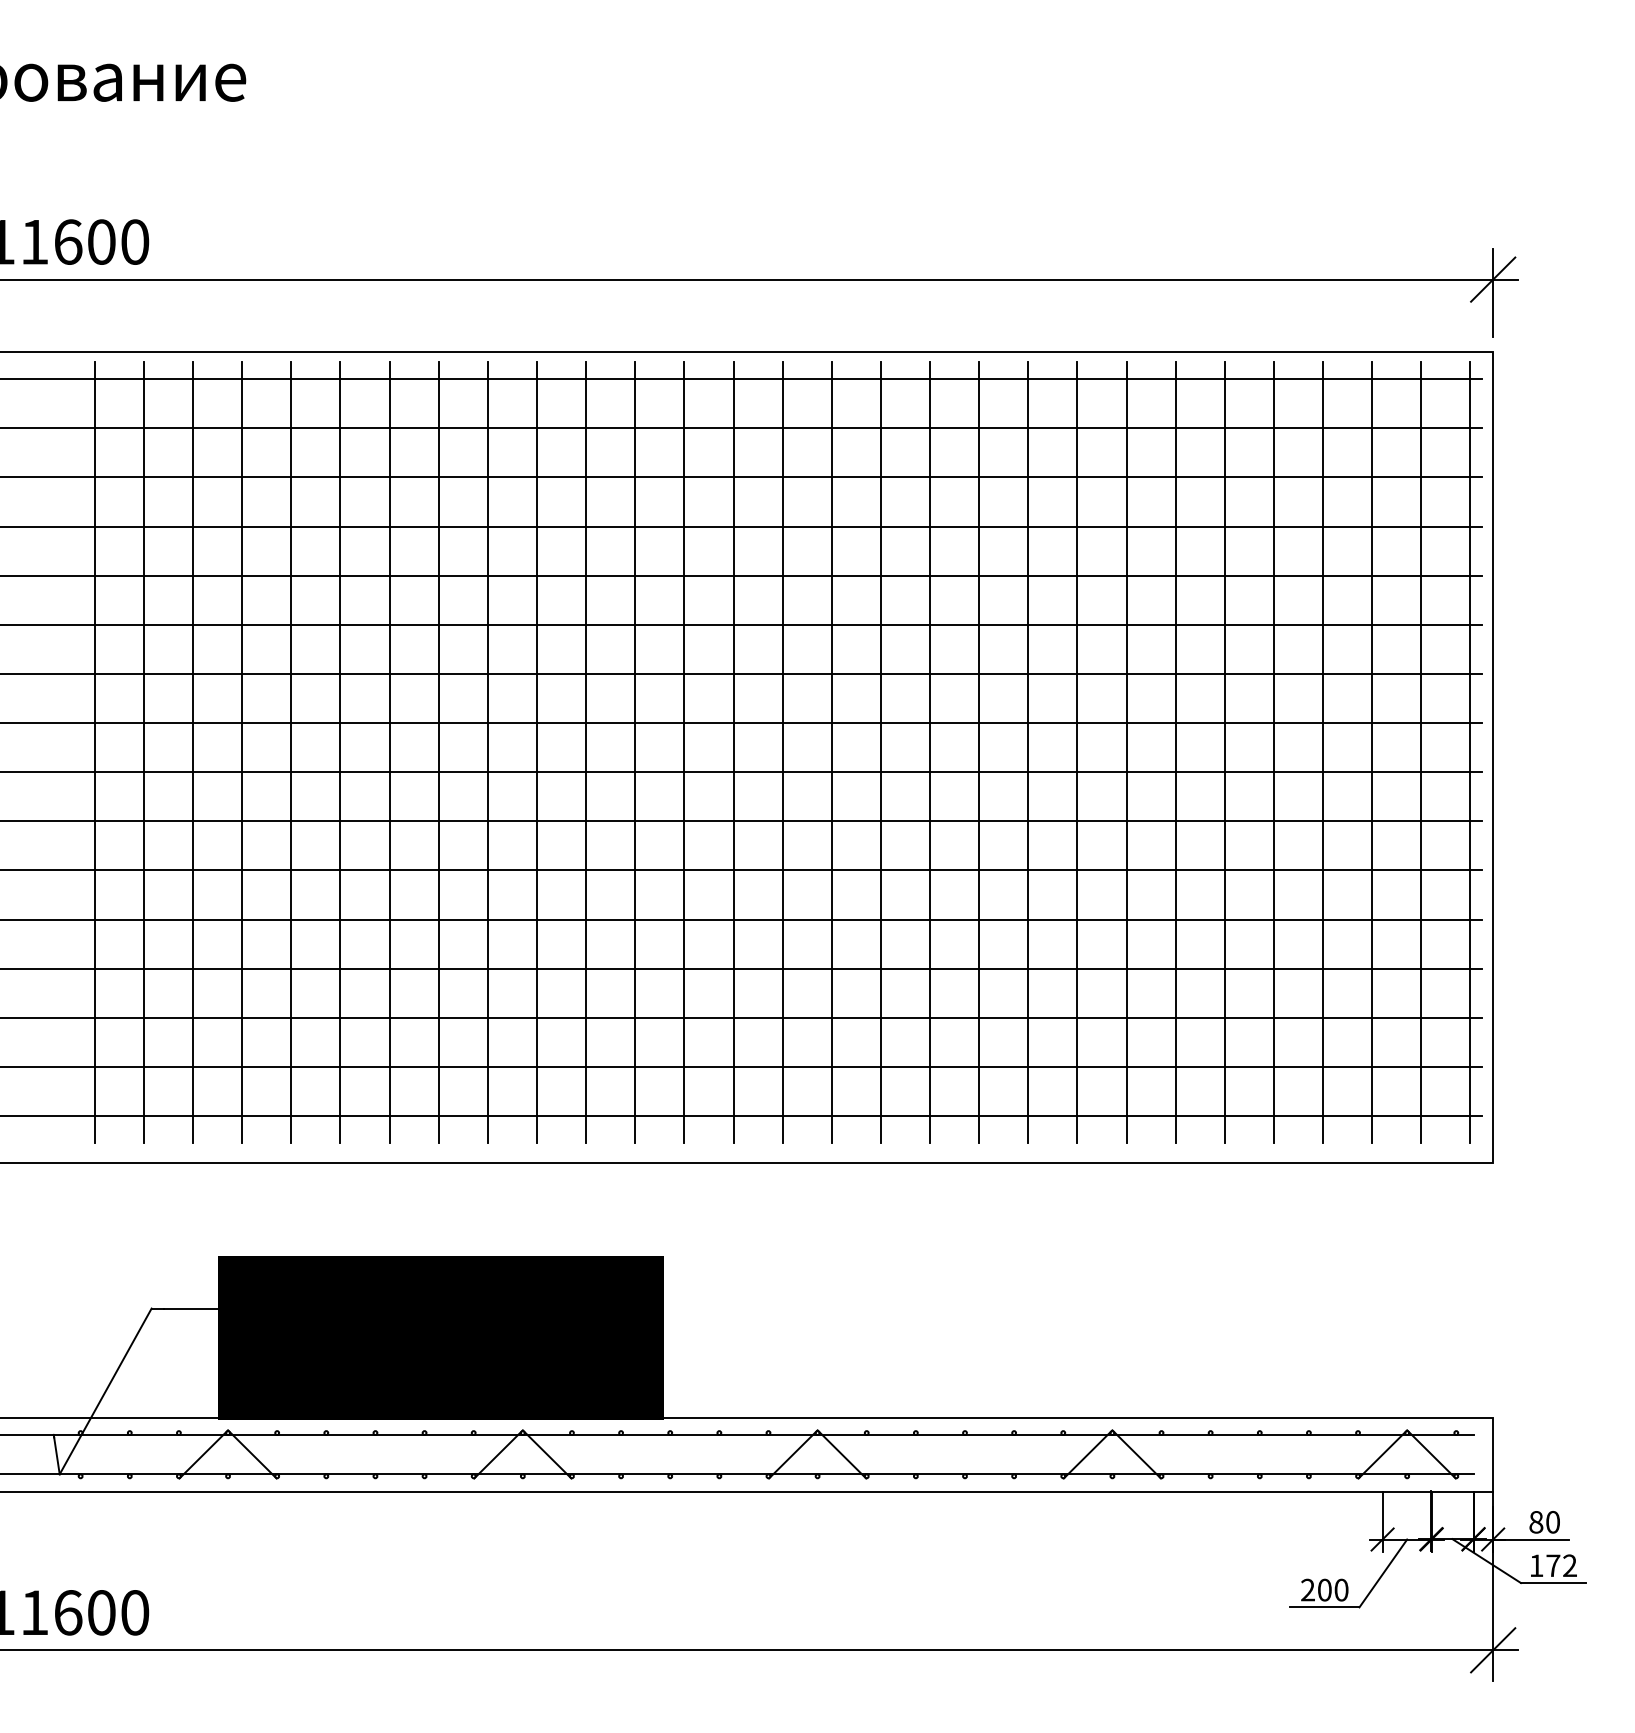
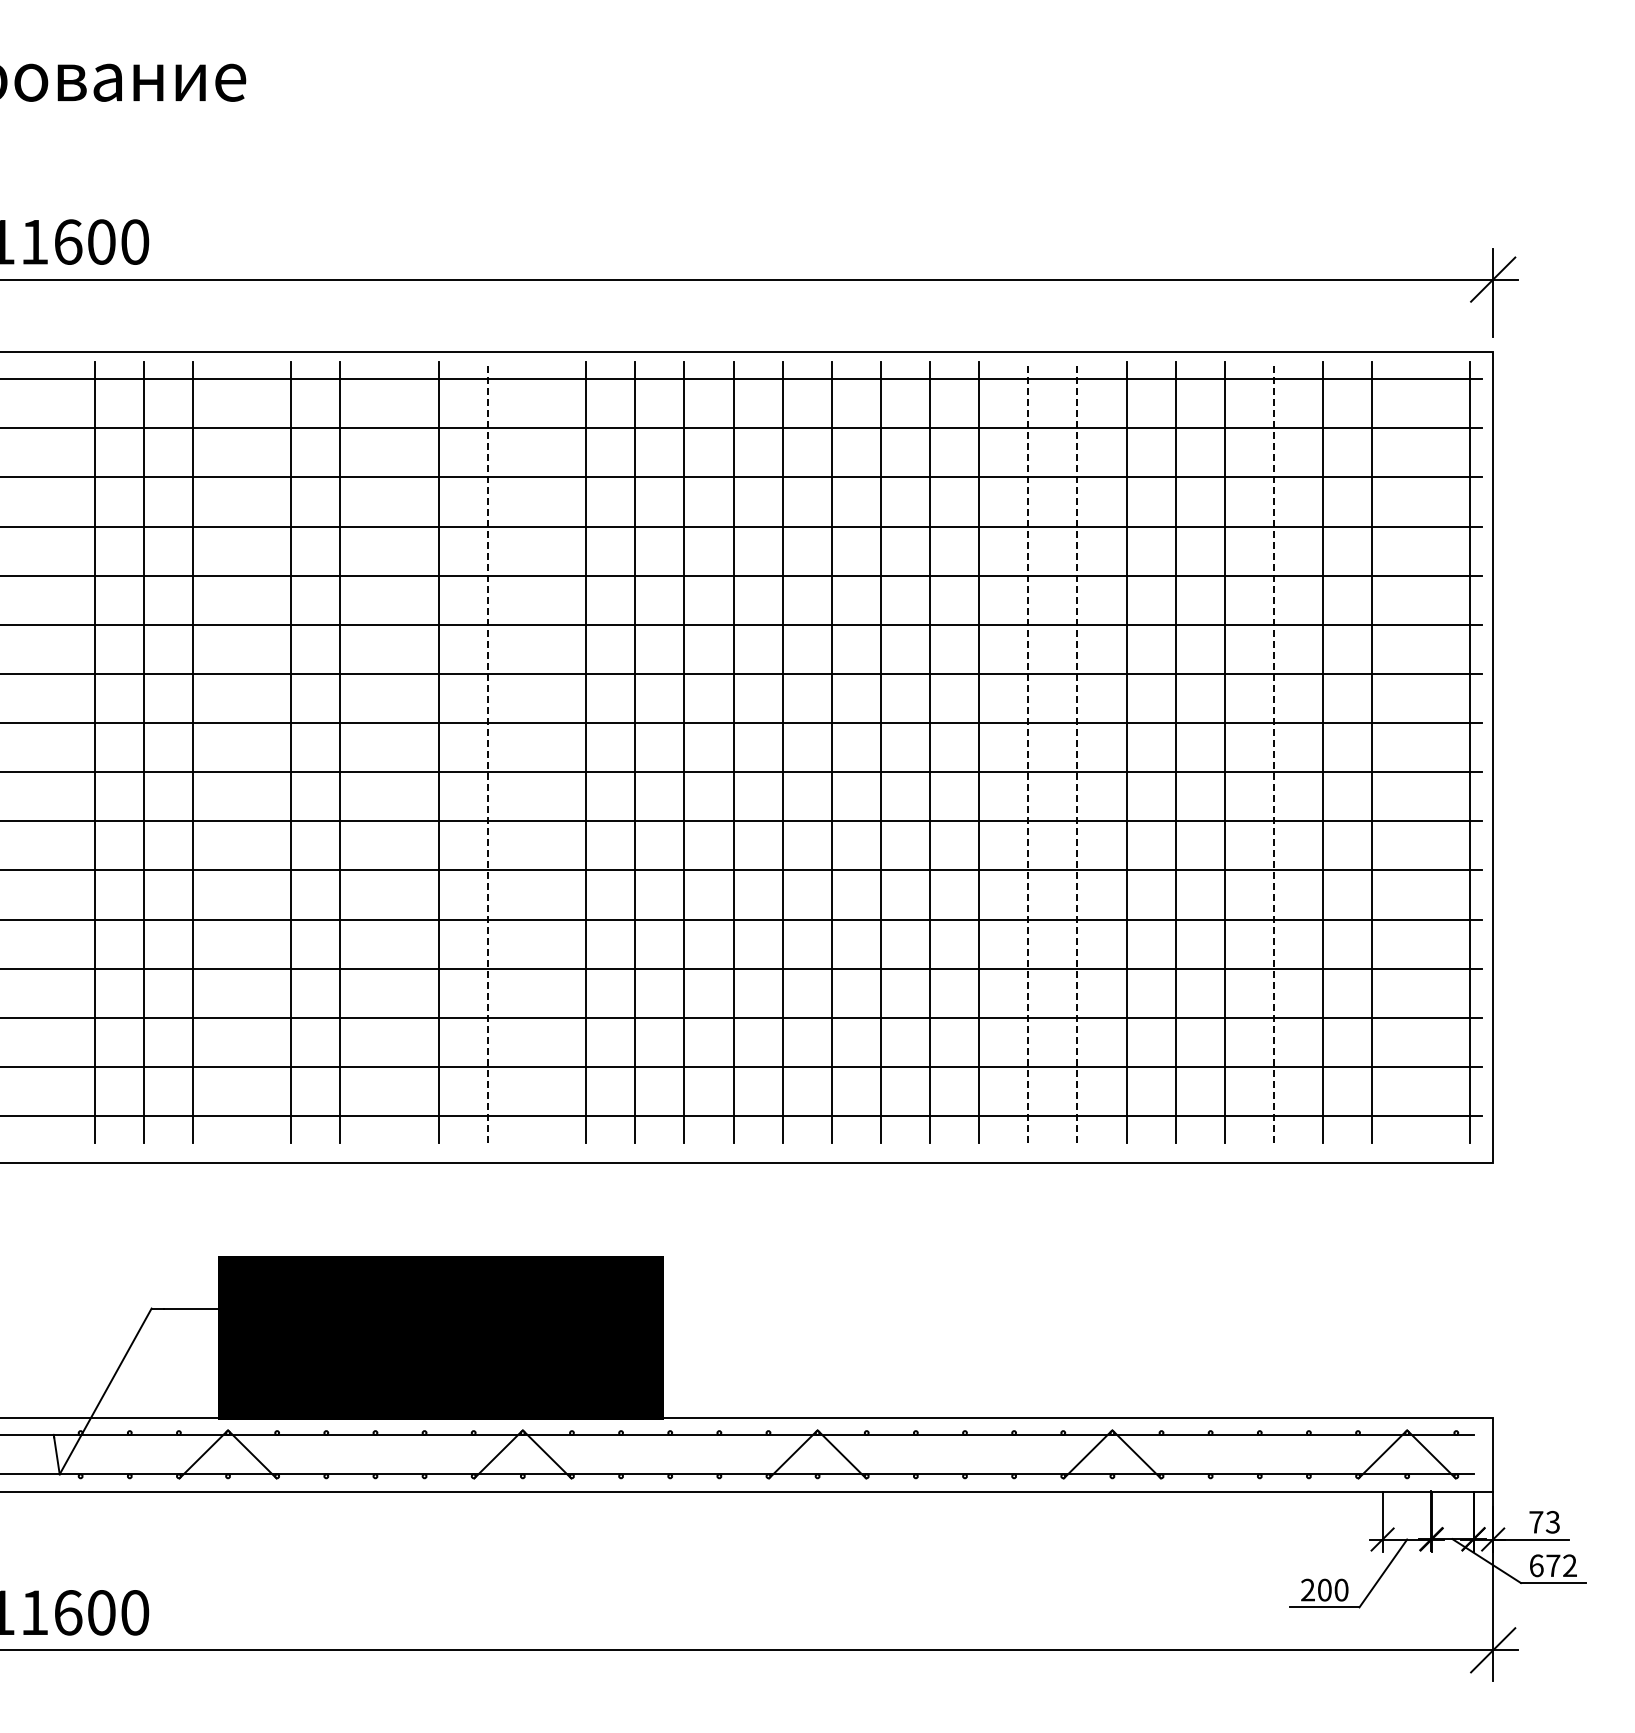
line: present -> none (242, 752)
line: present -> none (389, 752)
line: solid -> dashed (487, 752)
line: present -> none (536, 752)
line: solid -> dashed (1028, 752)
line: solid -> dashed (1077, 752)
line: solid -> dashed (1273, 752)
line: present -> none (1421, 752)
text: 80 -> 73 (1544, 1522)
text: 172 -> 672 (1536, 1565)
